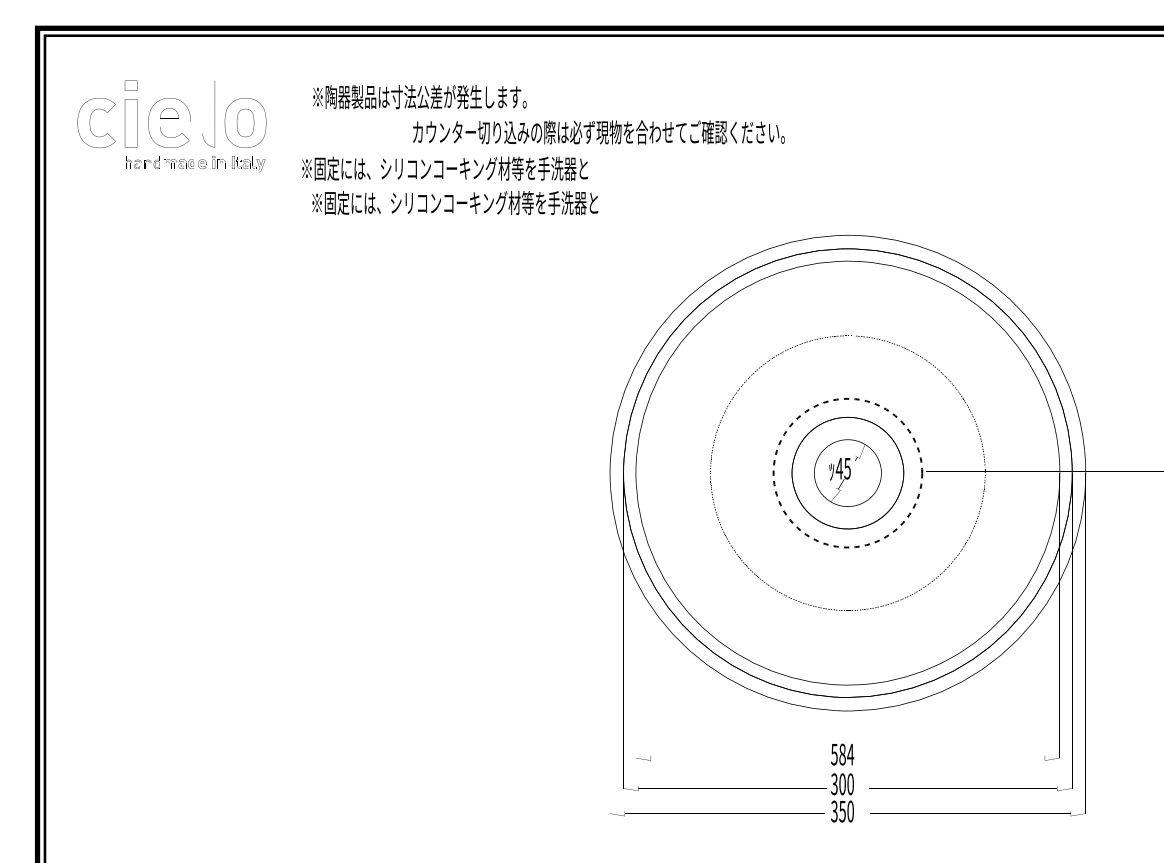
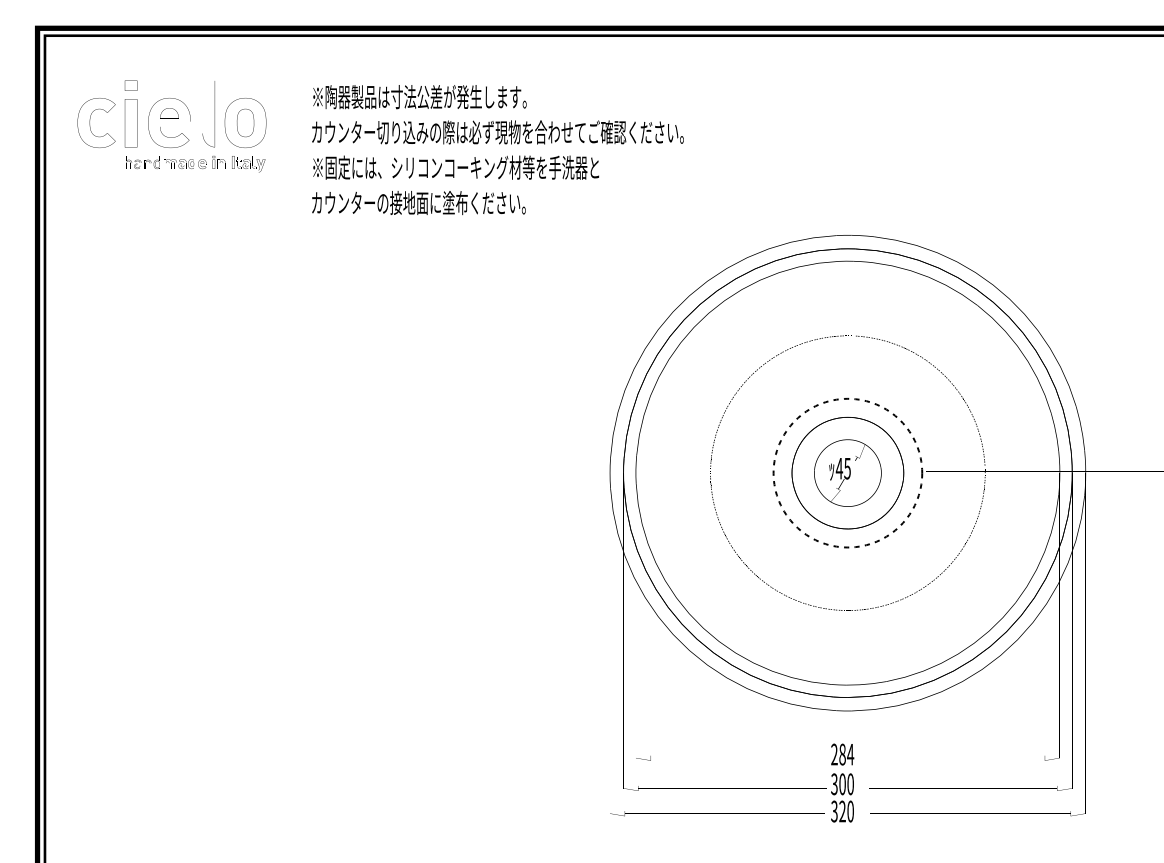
text position: (598, 132) -> (497, 132) (497, 132)
text position: (445, 168) -> (456, 167) (456, 167)
text: ※固定には、シリコンコーキング材等を手洗器と -> カウンターの接地面に塗布ください。 (455, 202)
text: 584 -> 284 (834, 754)
text: 350 -> 320 (842, 811)
